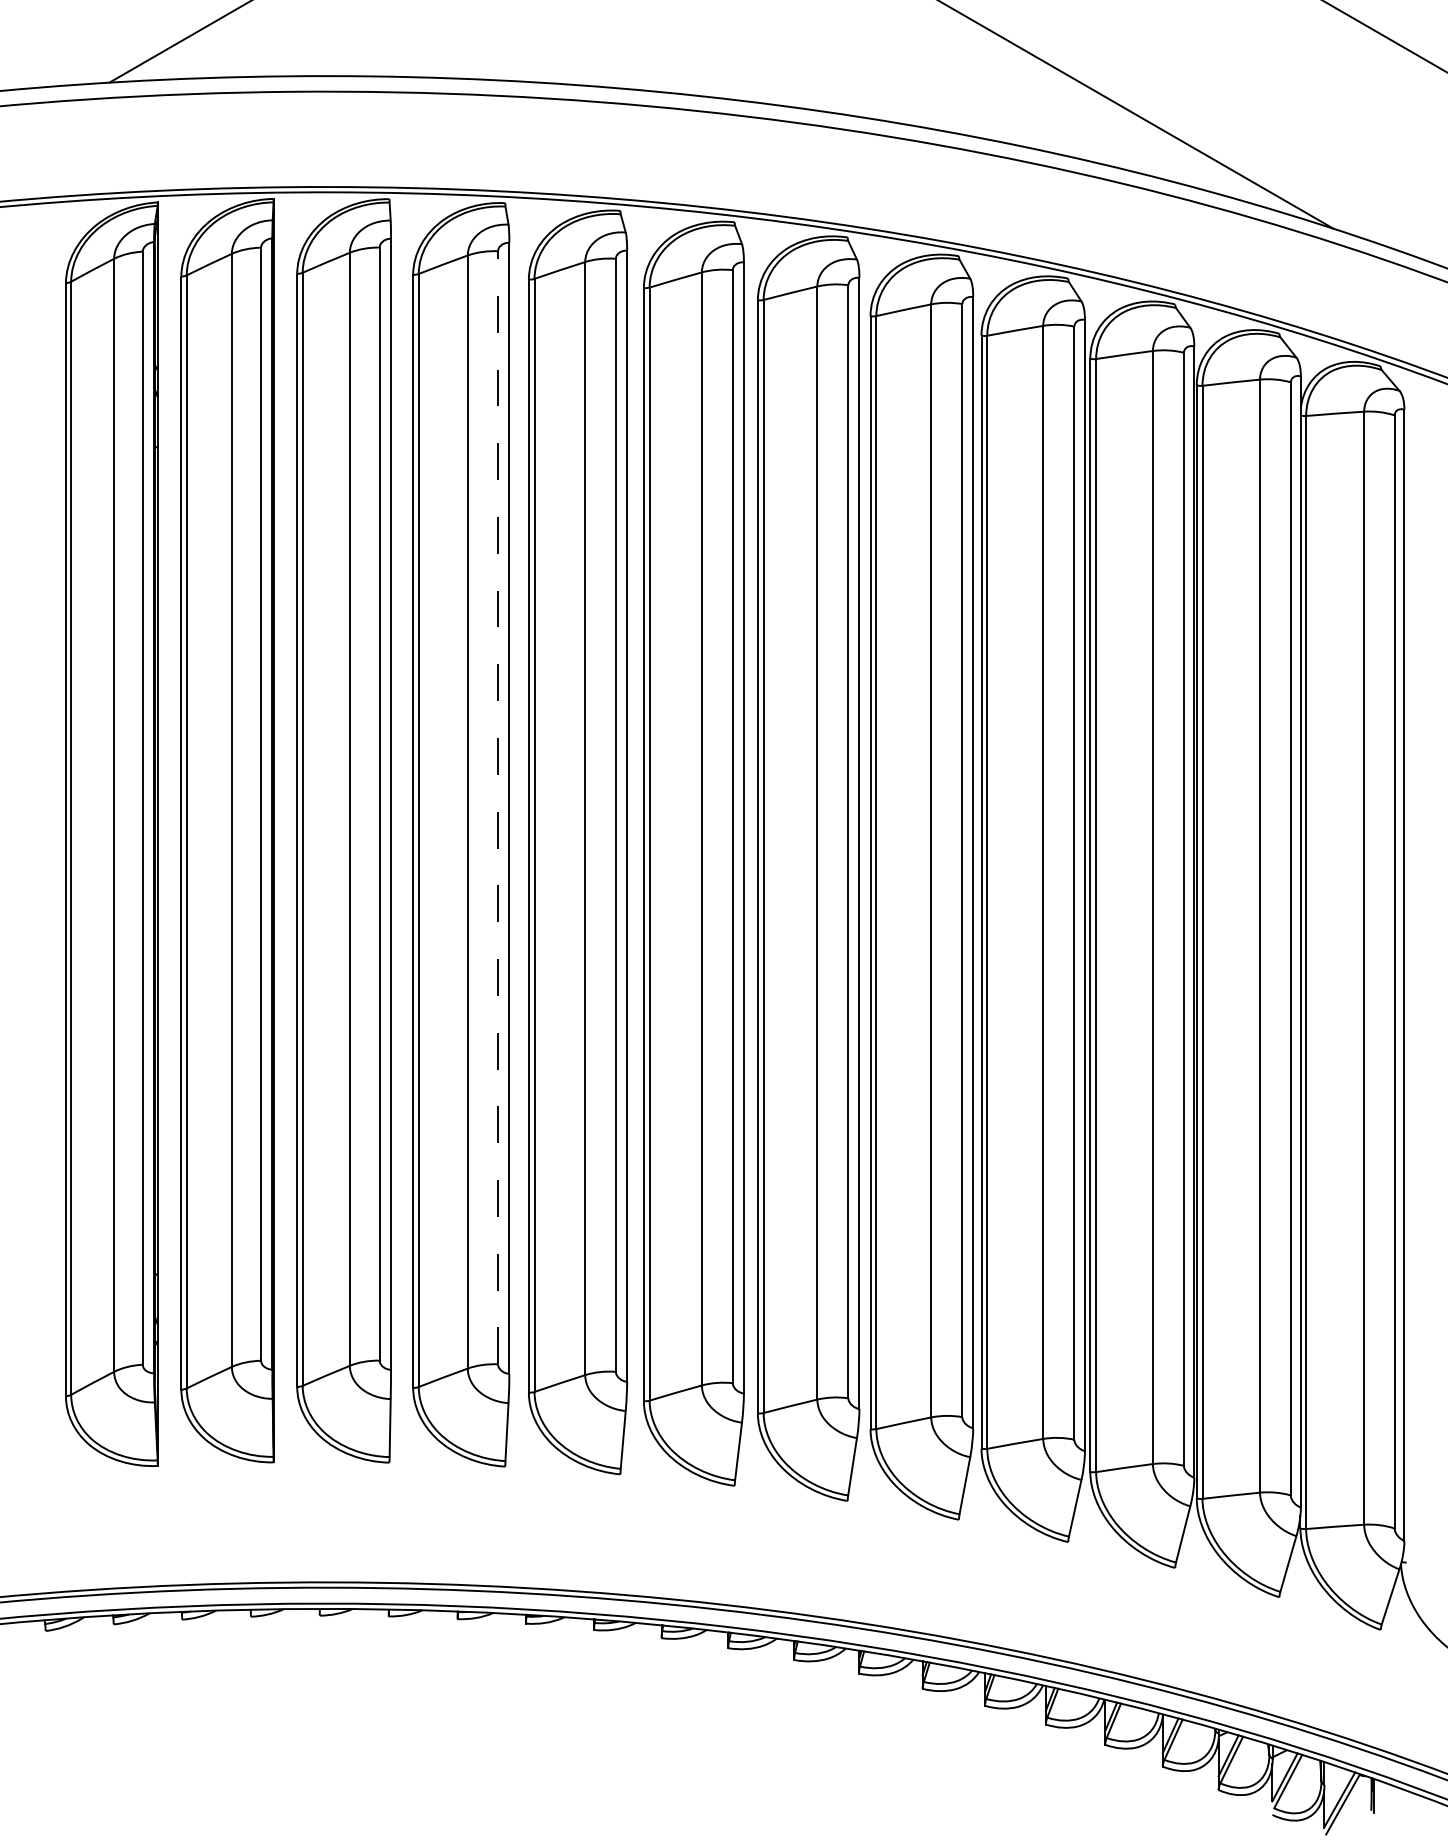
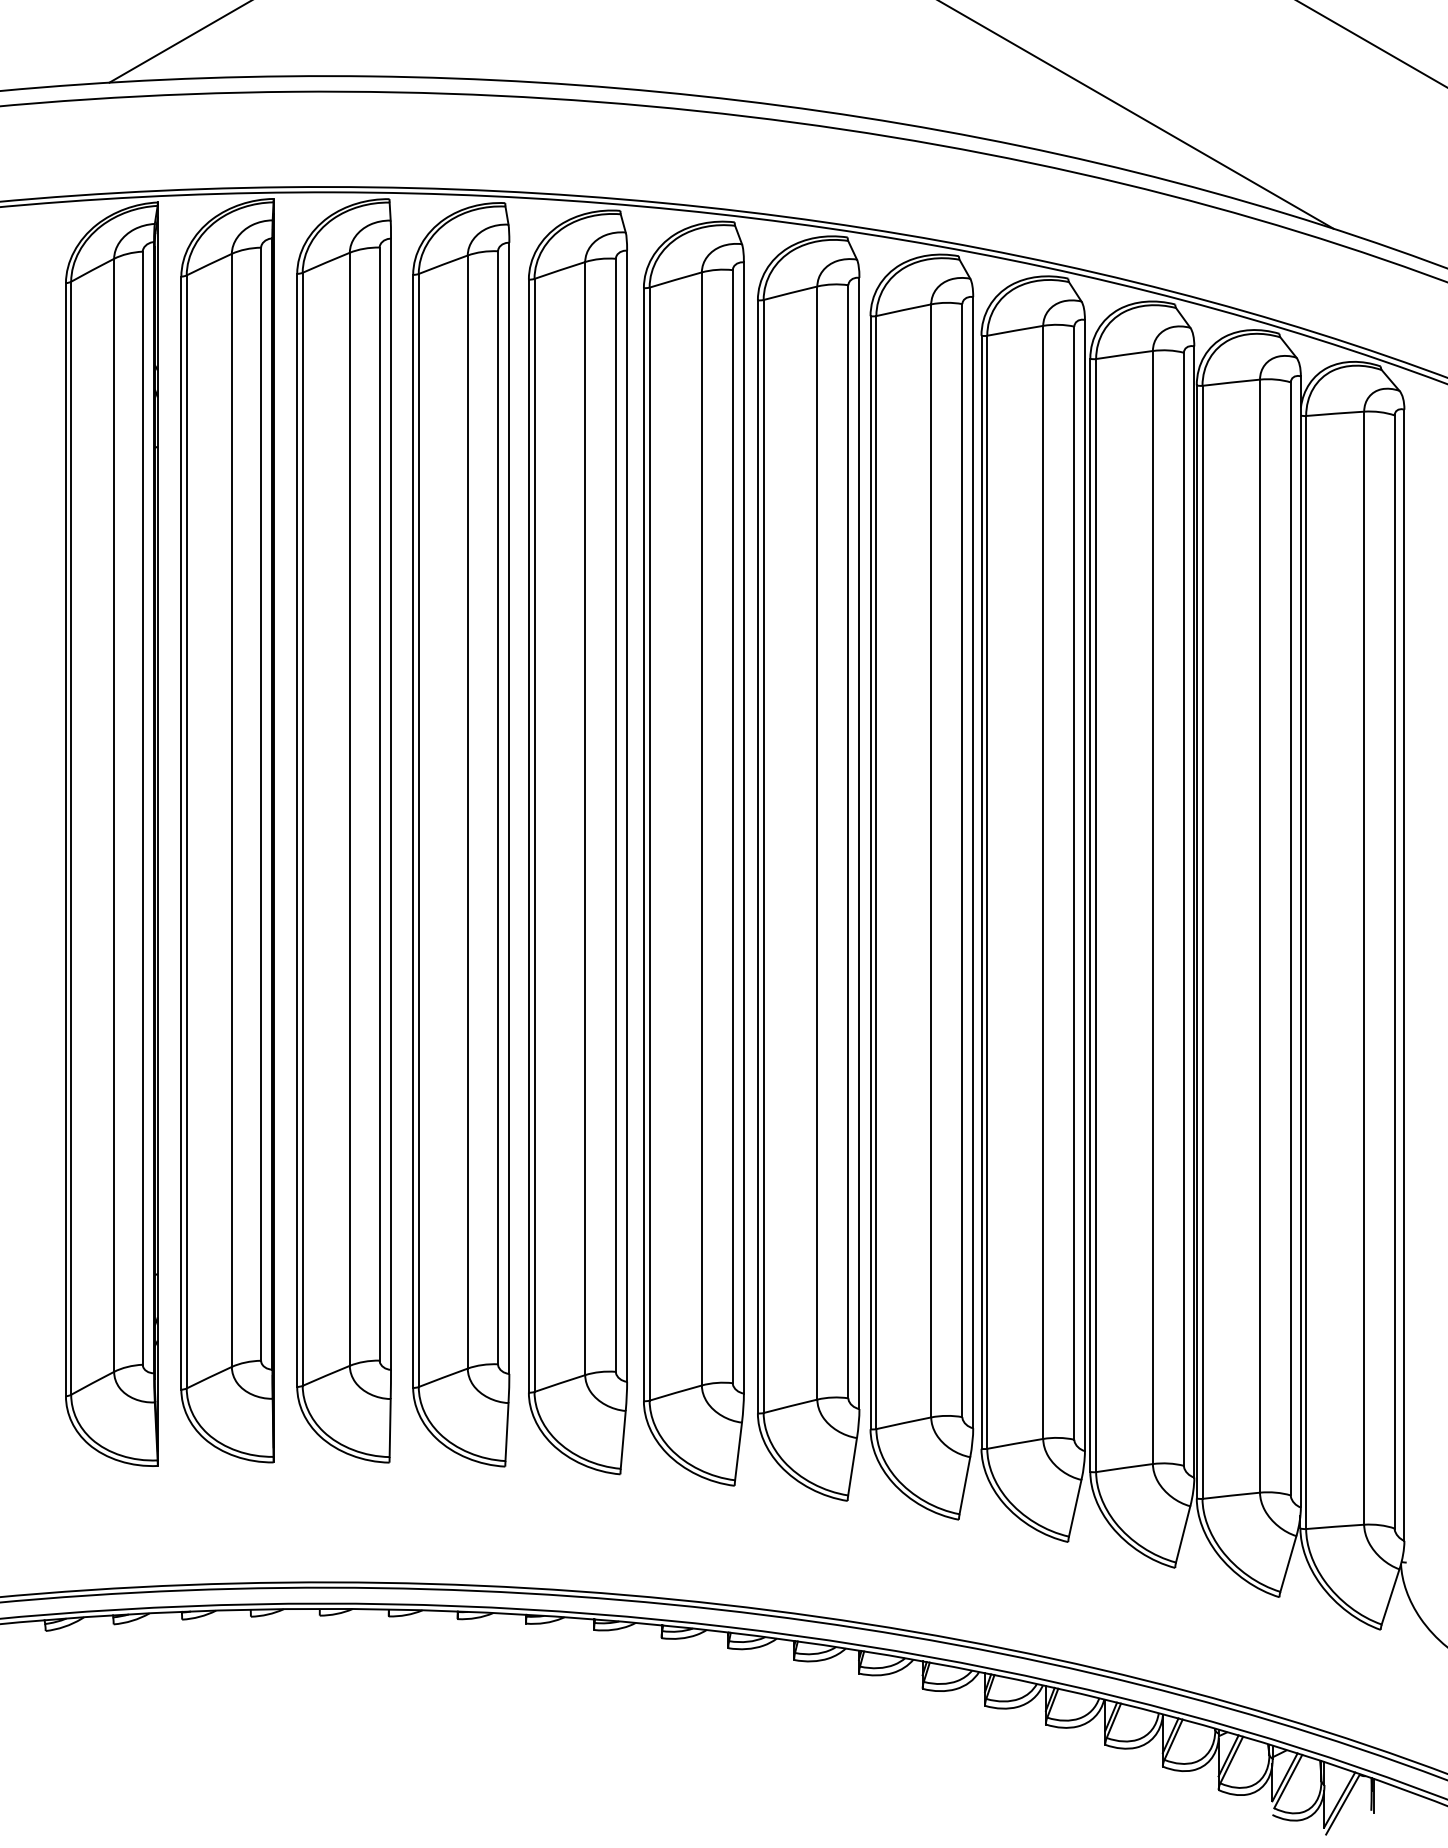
line position: (1384, 36) -> (1371, 44) (1371, 44)
line: dashed -> solid (498, 807)
